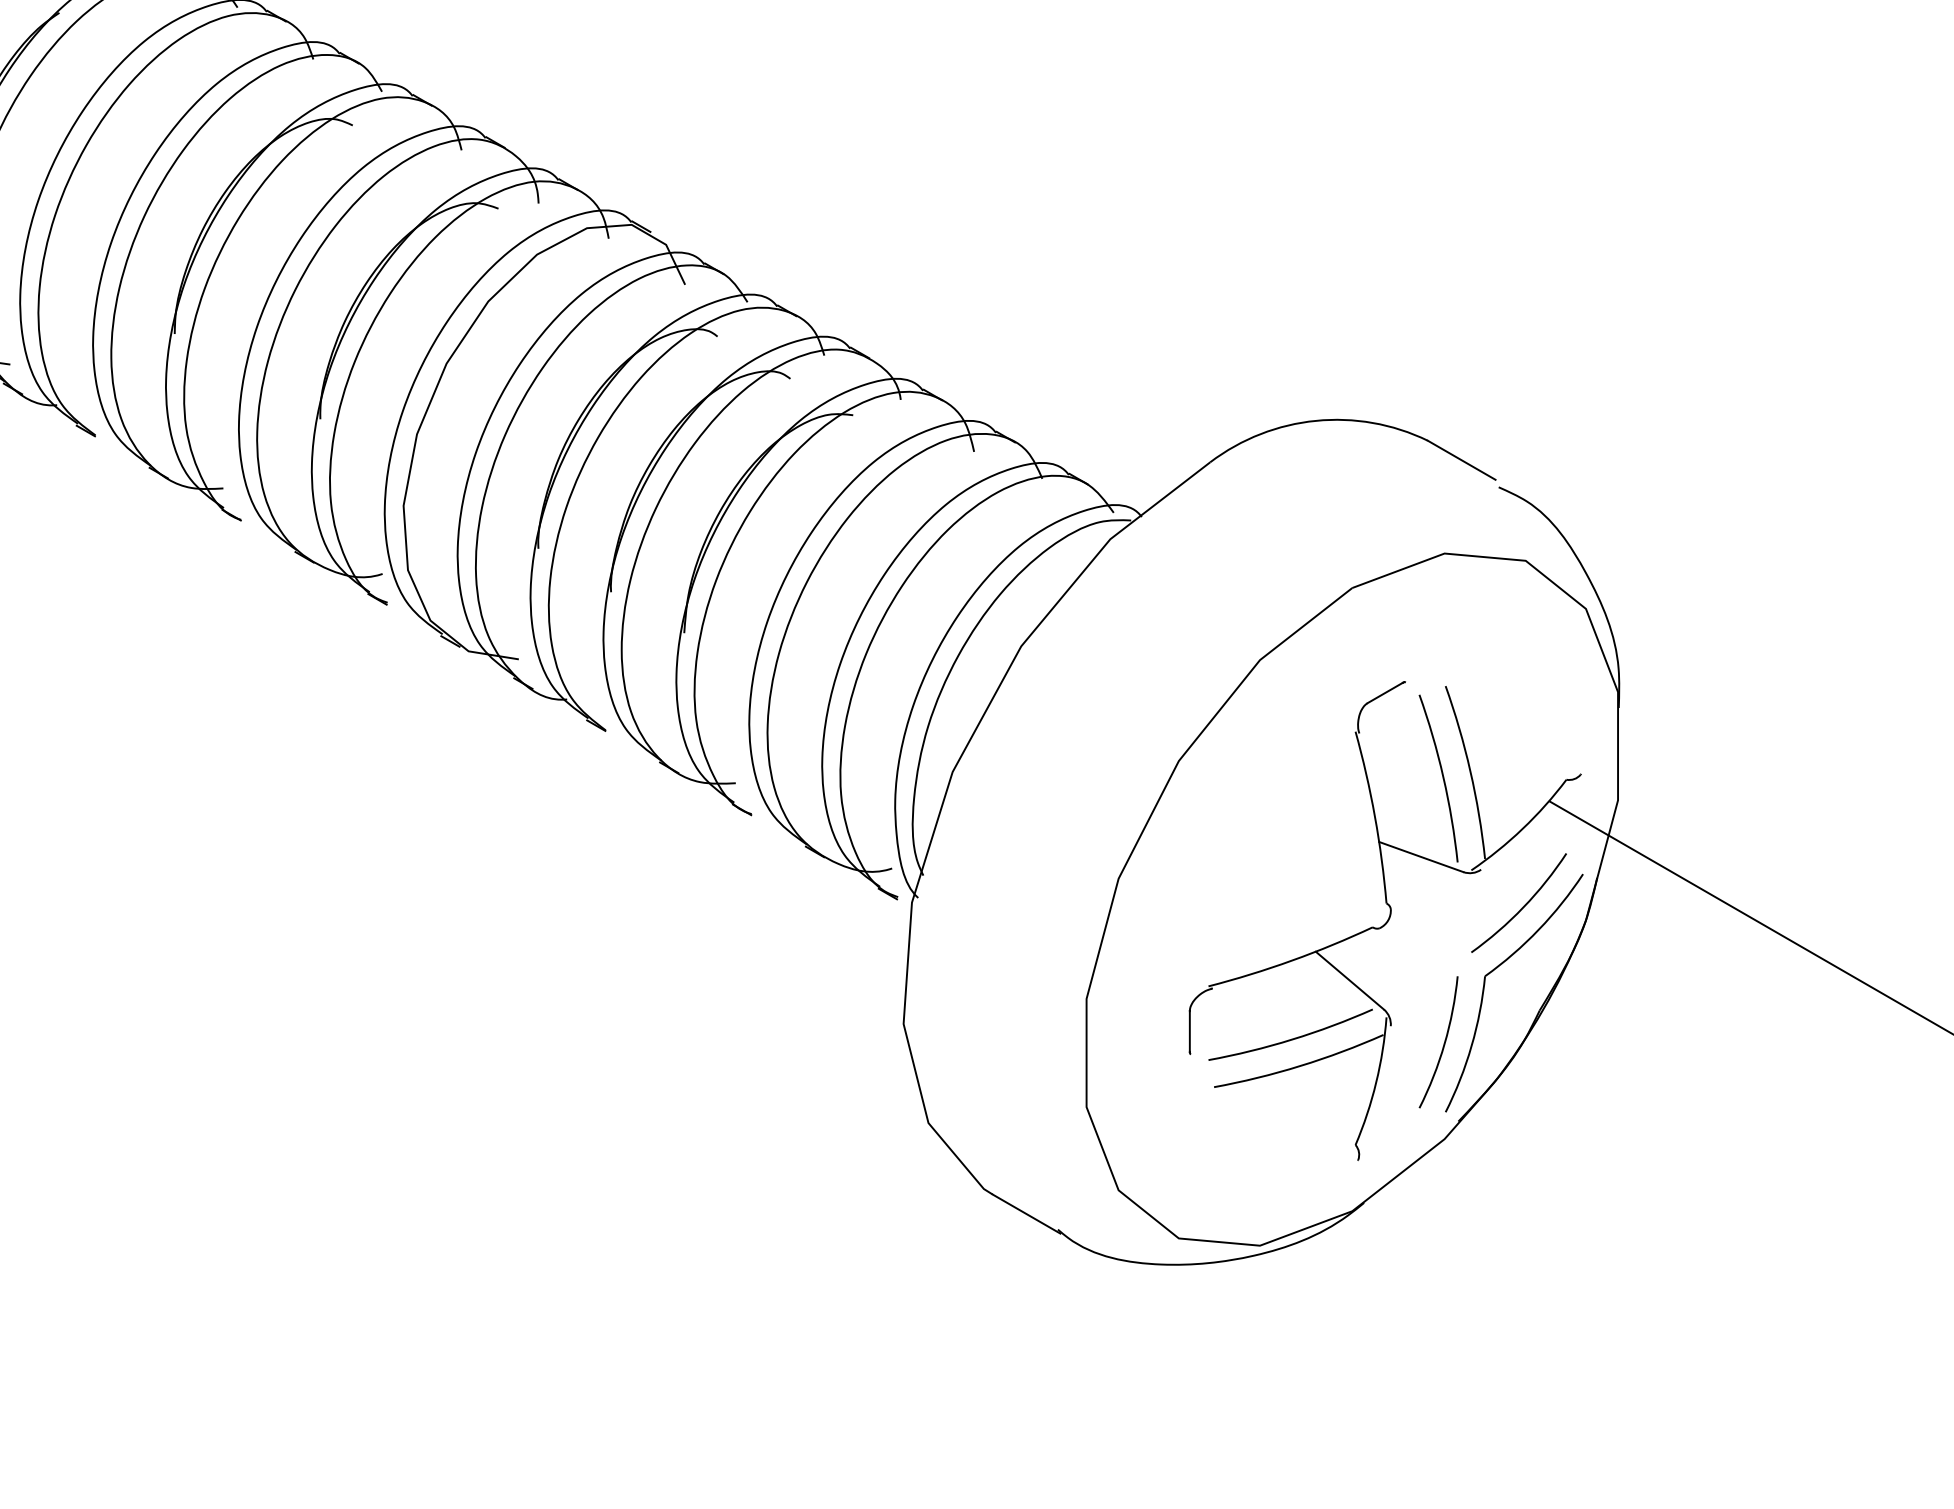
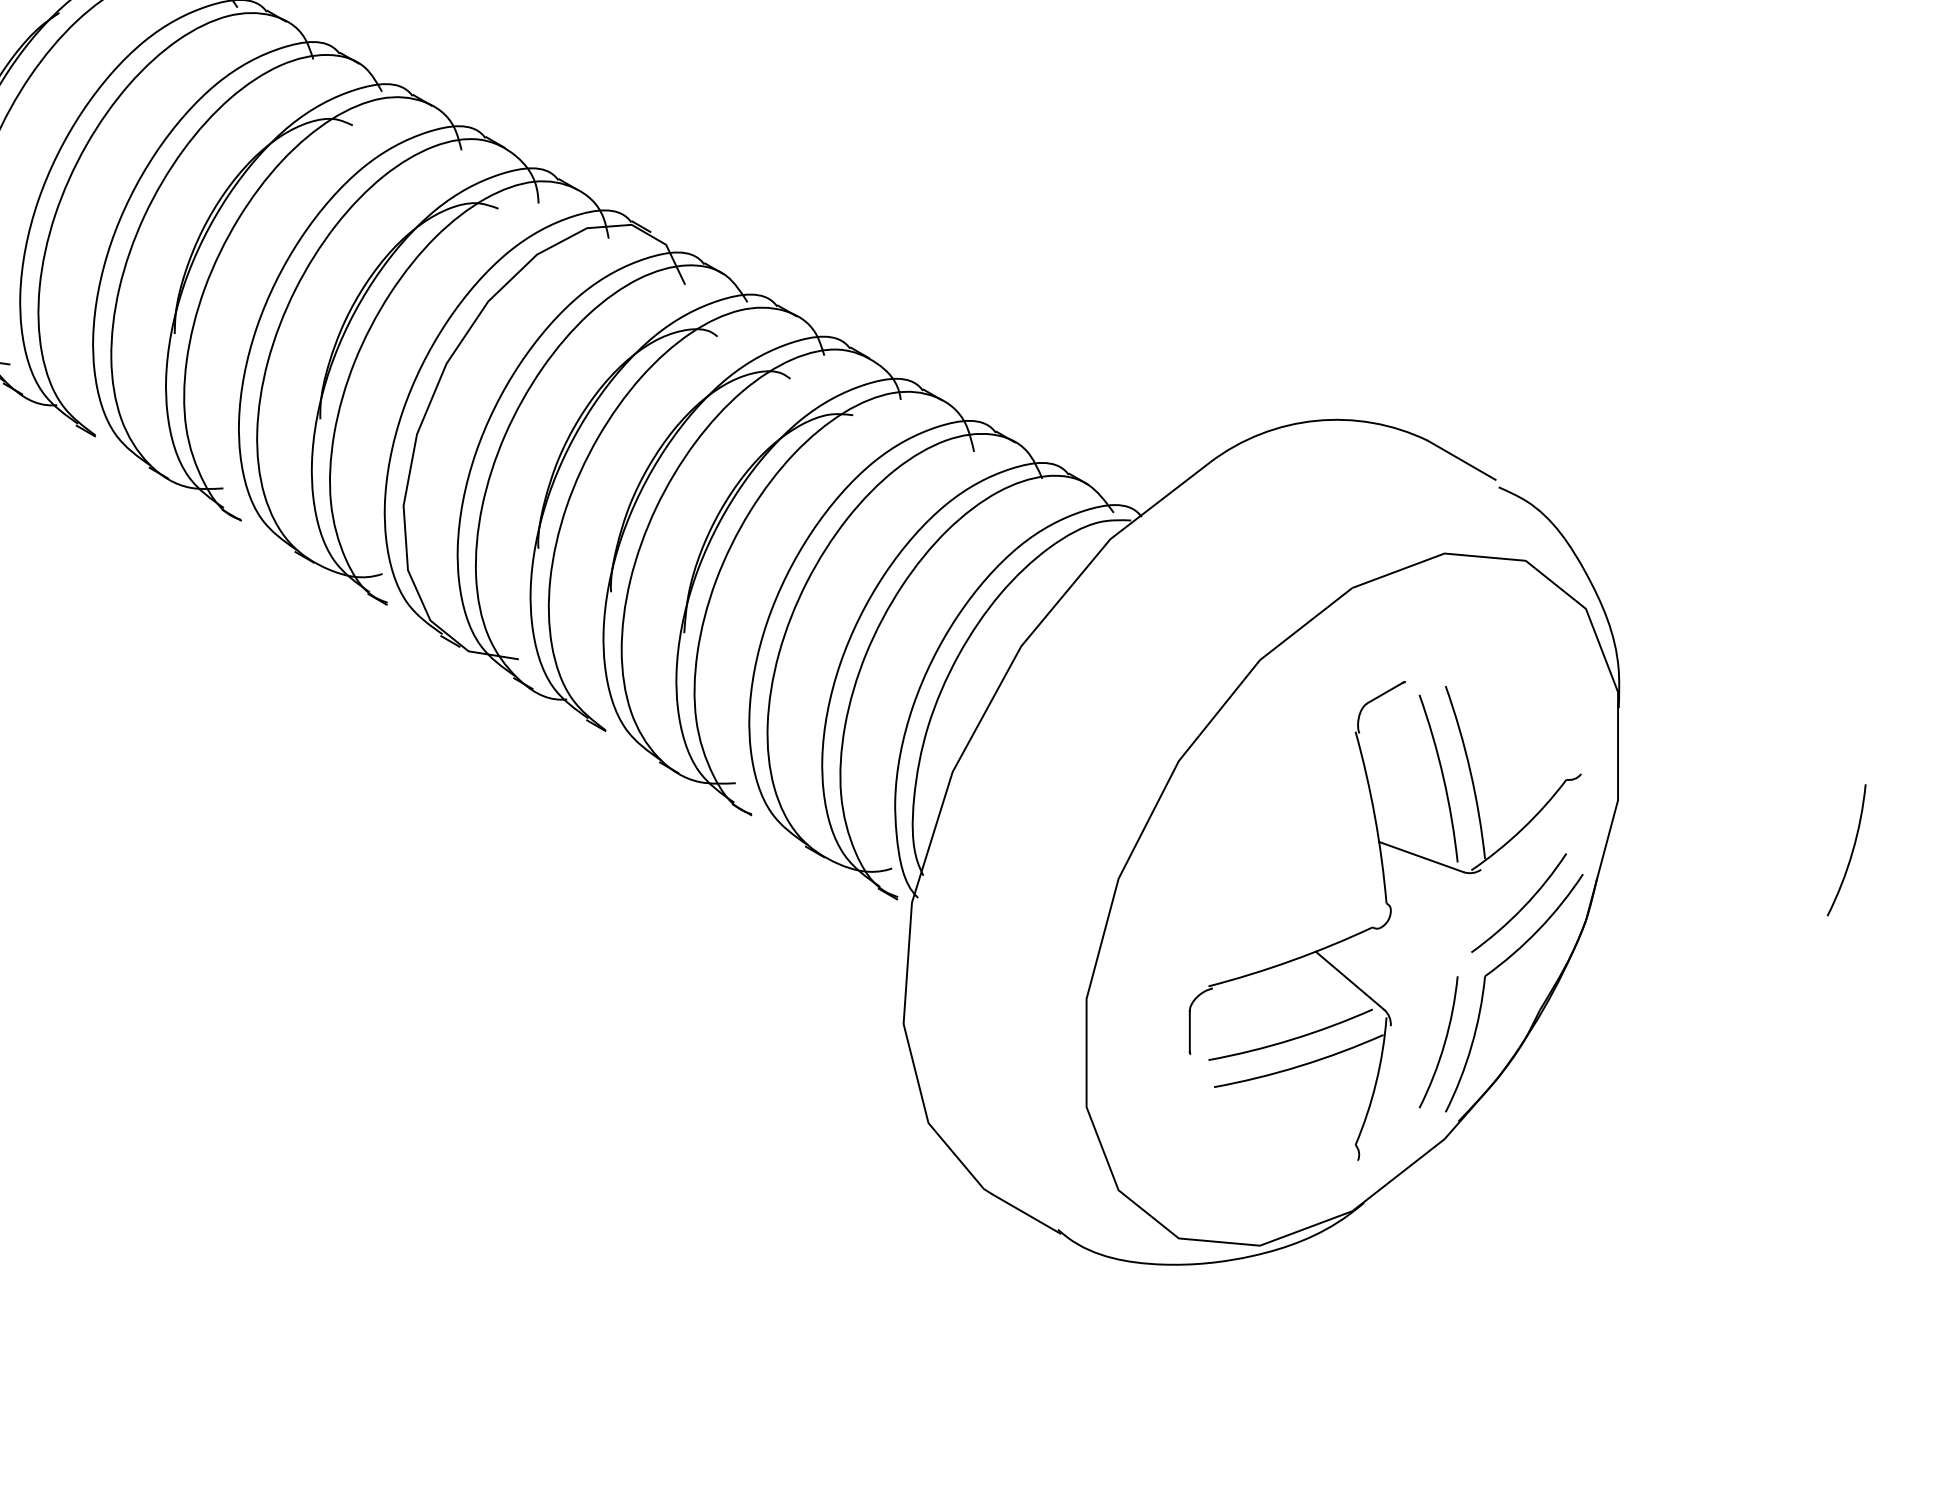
arc: none -> present (1851, 851)
line: present -> none (1749, 916)
